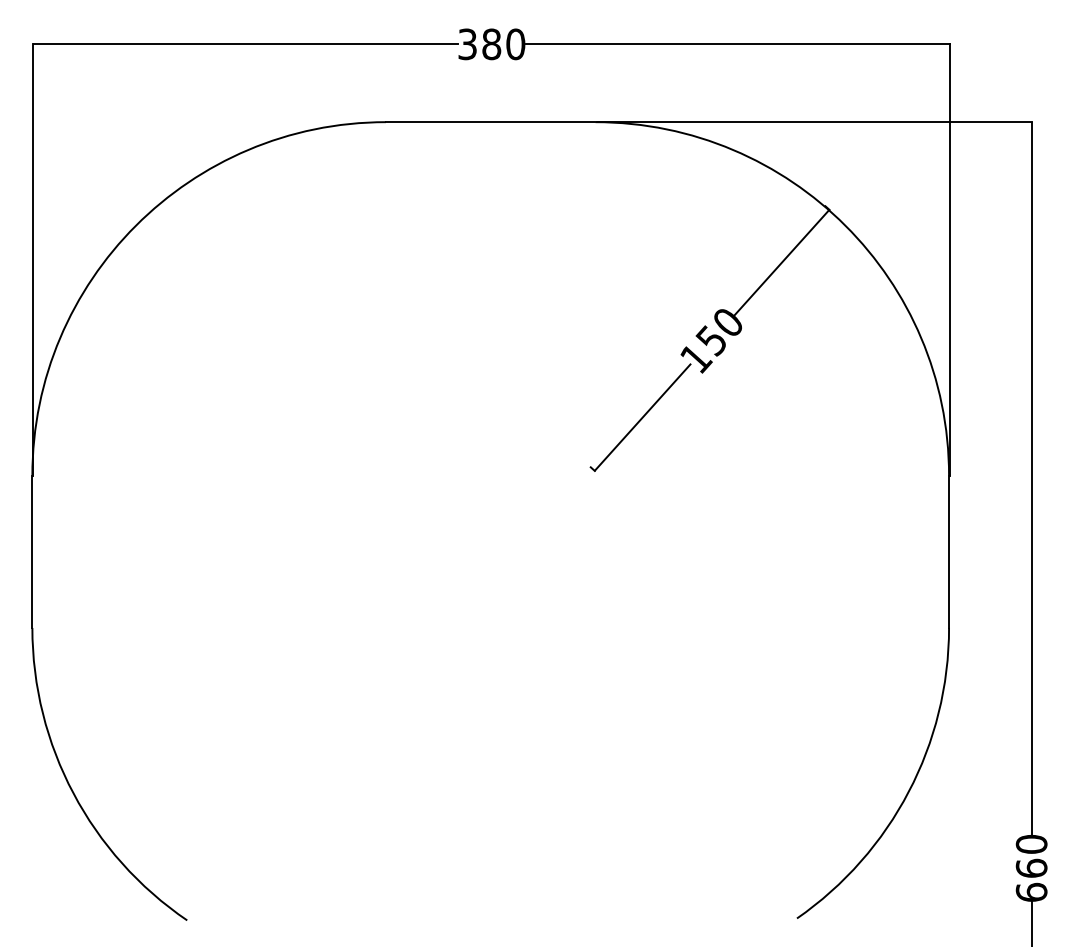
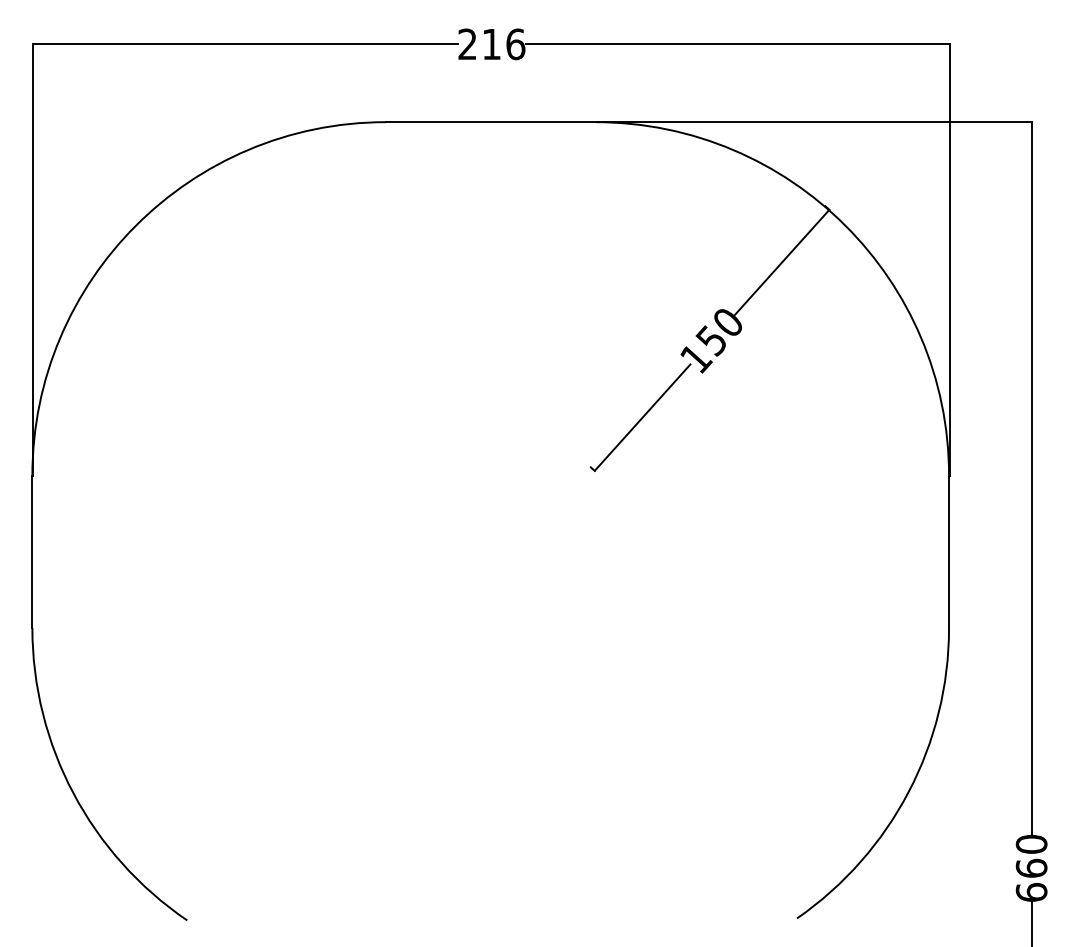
text: 380 -> 216 (491, 44)
